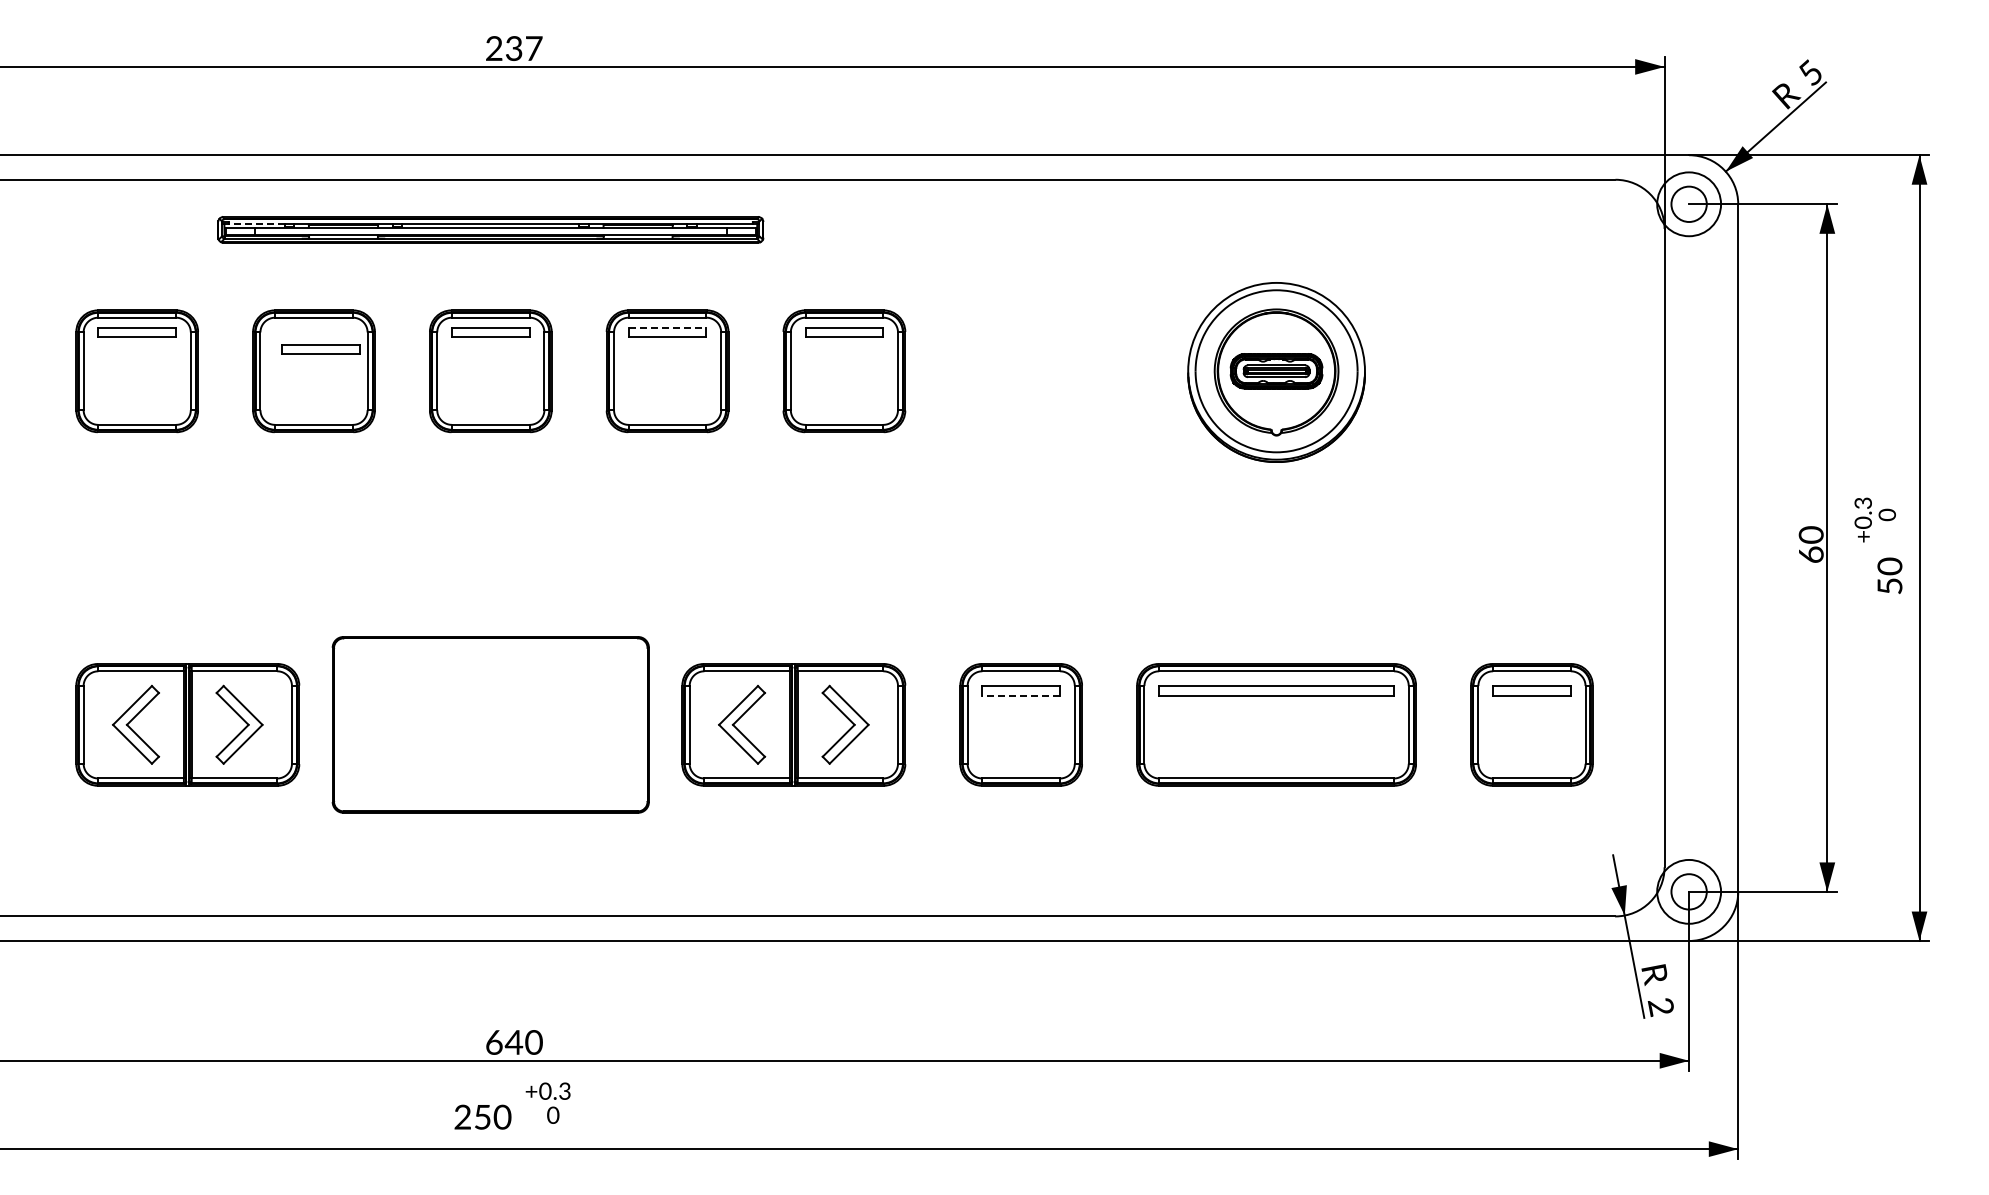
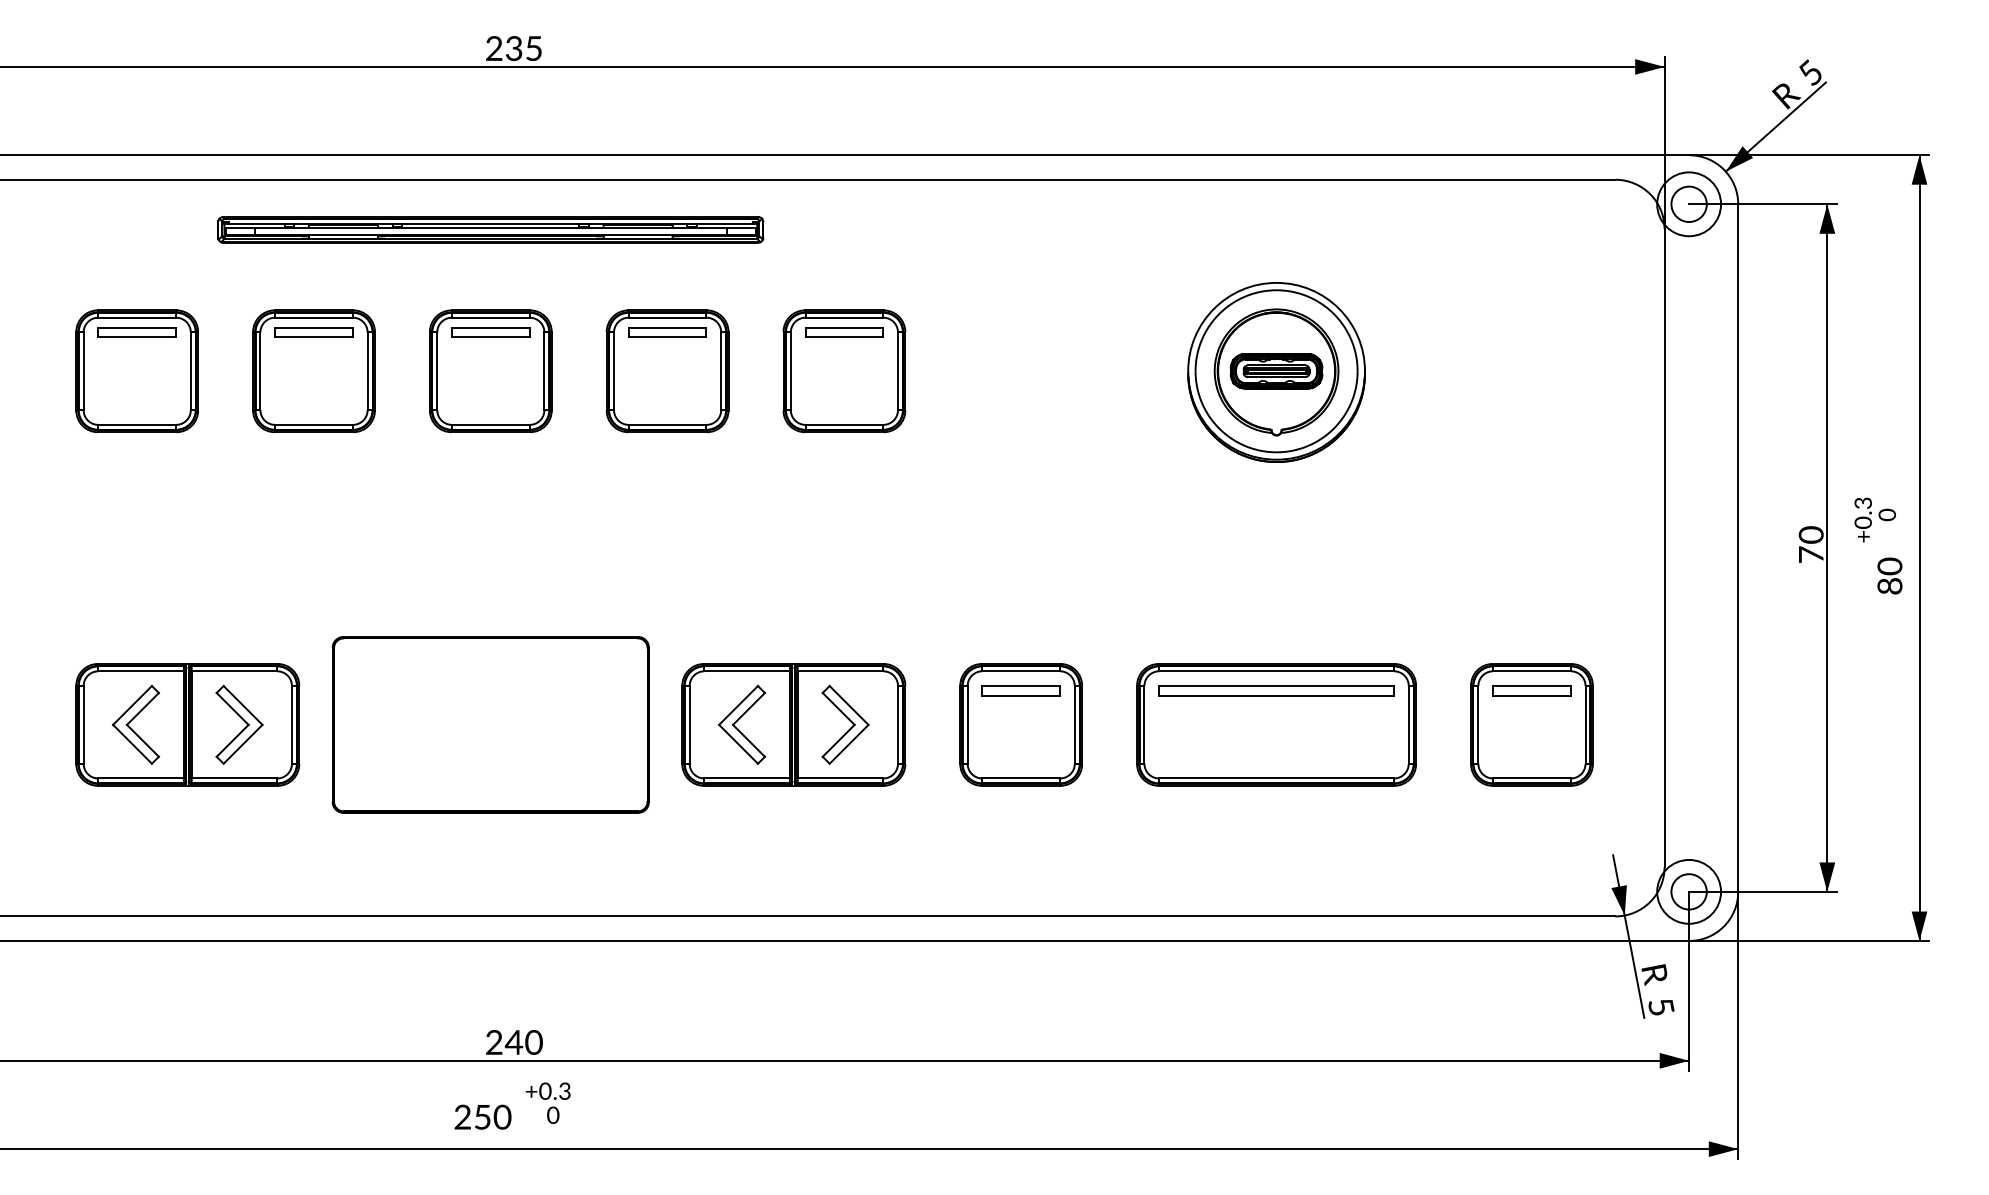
text: 237 -> 235 (534, 48)
line: dashed -> solid (256, 223)
line: dashed -> solid (667, 327)
part position: (320, 349) -> (313, 332) (313, 332)
text: 60 -> 70 (1811, 554)
text: 50 -> 80 (1889, 586)
line: dashed -> solid (1021, 695)
text: 2 -> 5 (1660, 1007)
text: 640 -> 240 (494, 1042)
